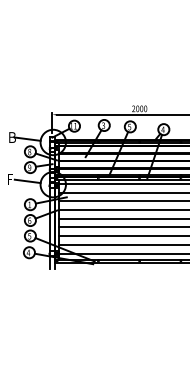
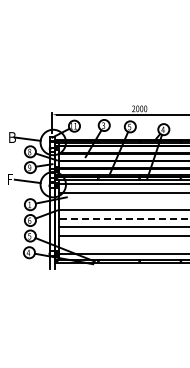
line: present -> none (122, 201)
line: solid -> dashed (124, 218)
line: present -> none (122, 244)
